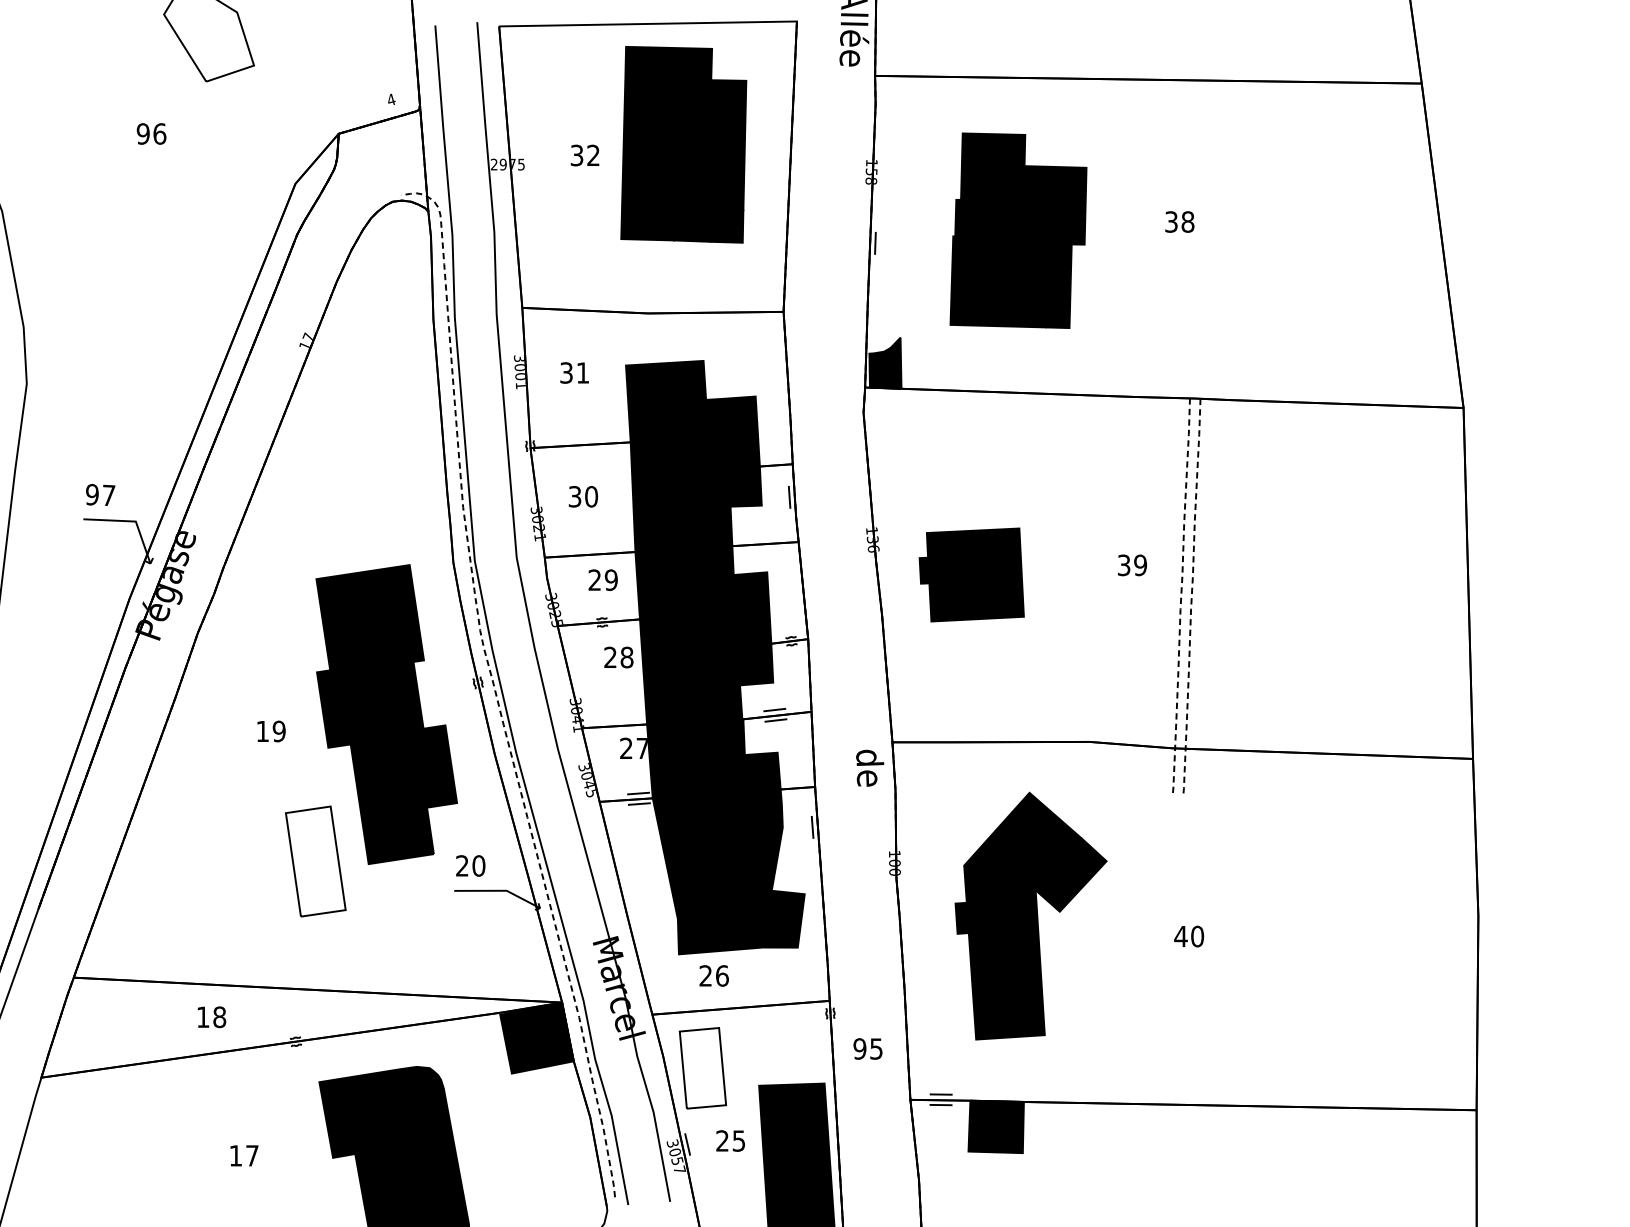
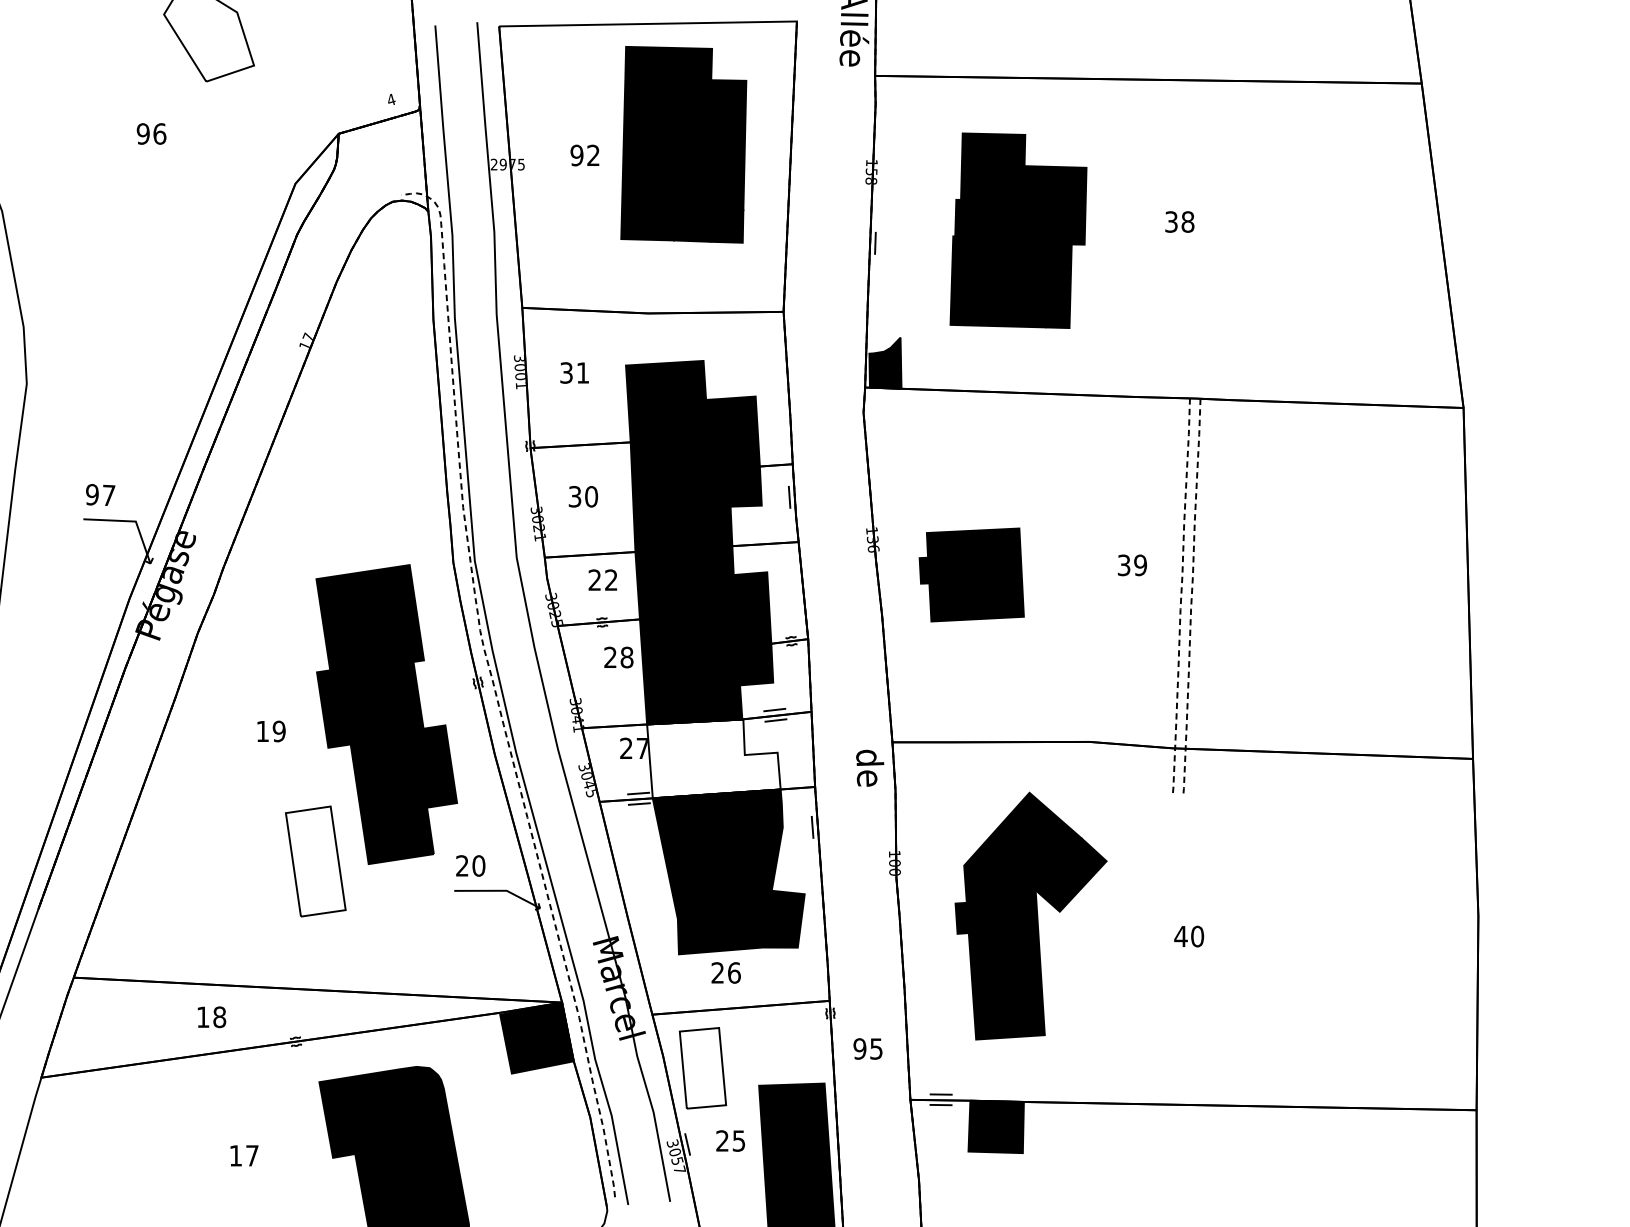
text: 32 -> 92 (576, 155)
text: 29 -> 22 (610, 579)
fill: present -> none (713, 758)
text position: (713, 975) -> (725, 972) (725, 972)
